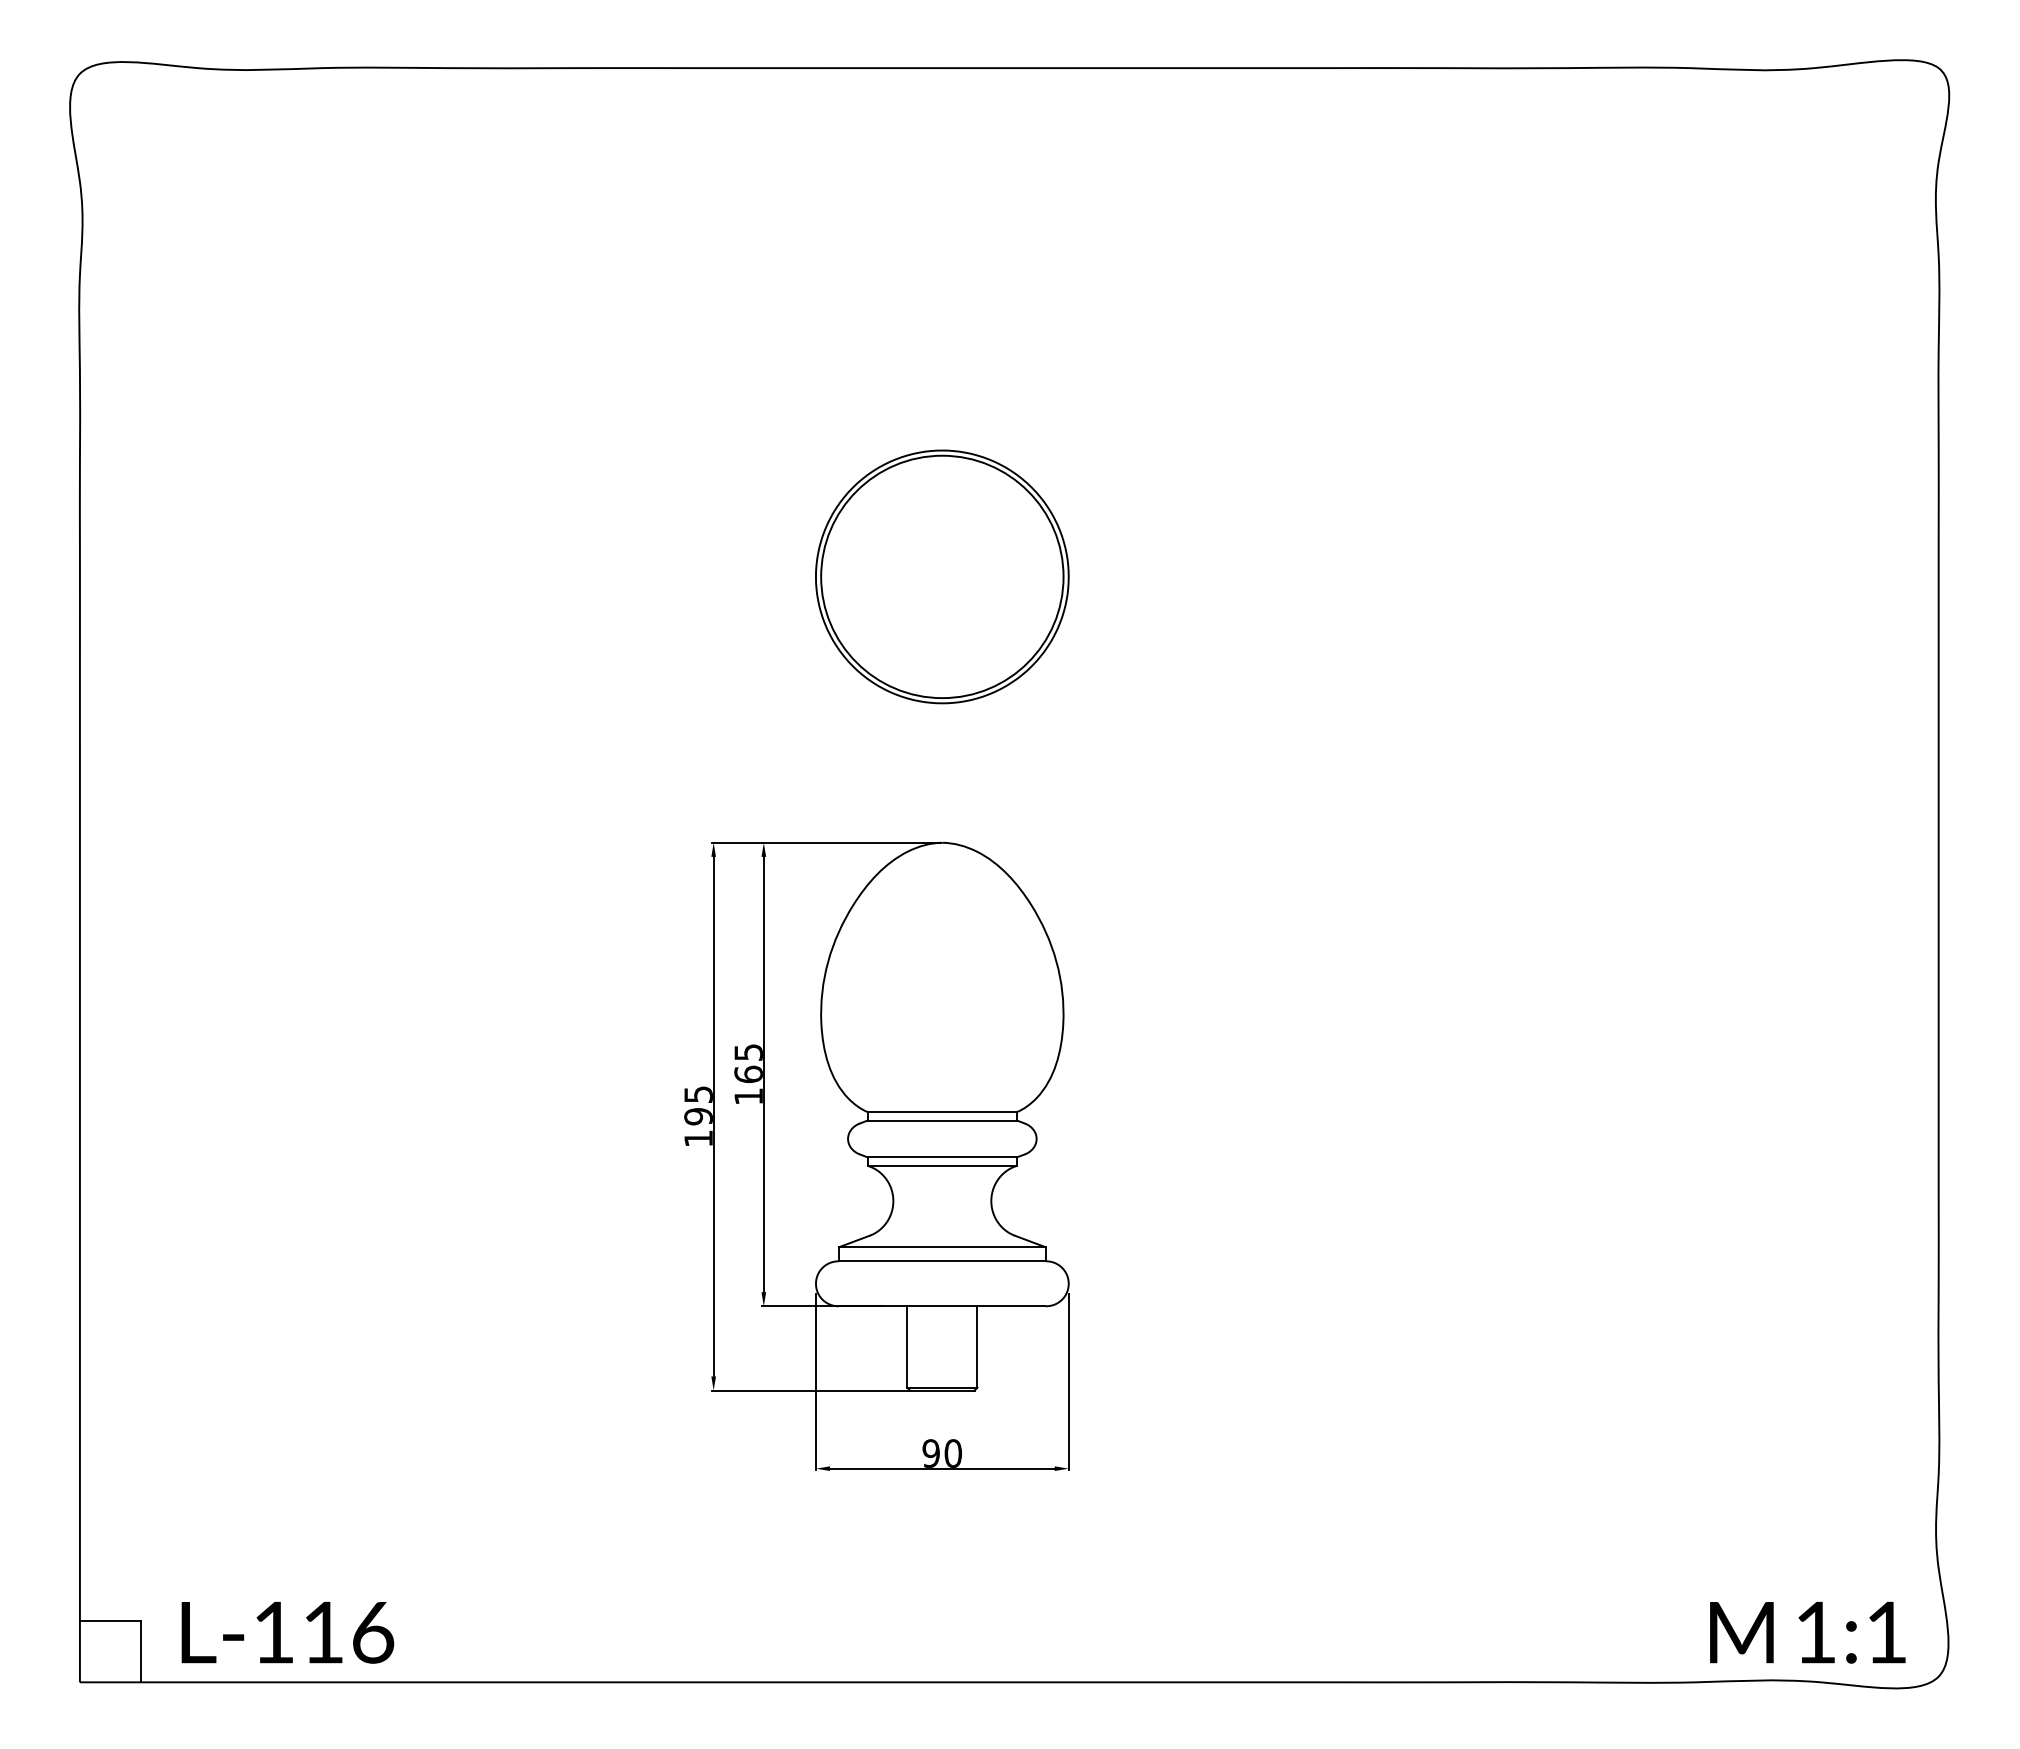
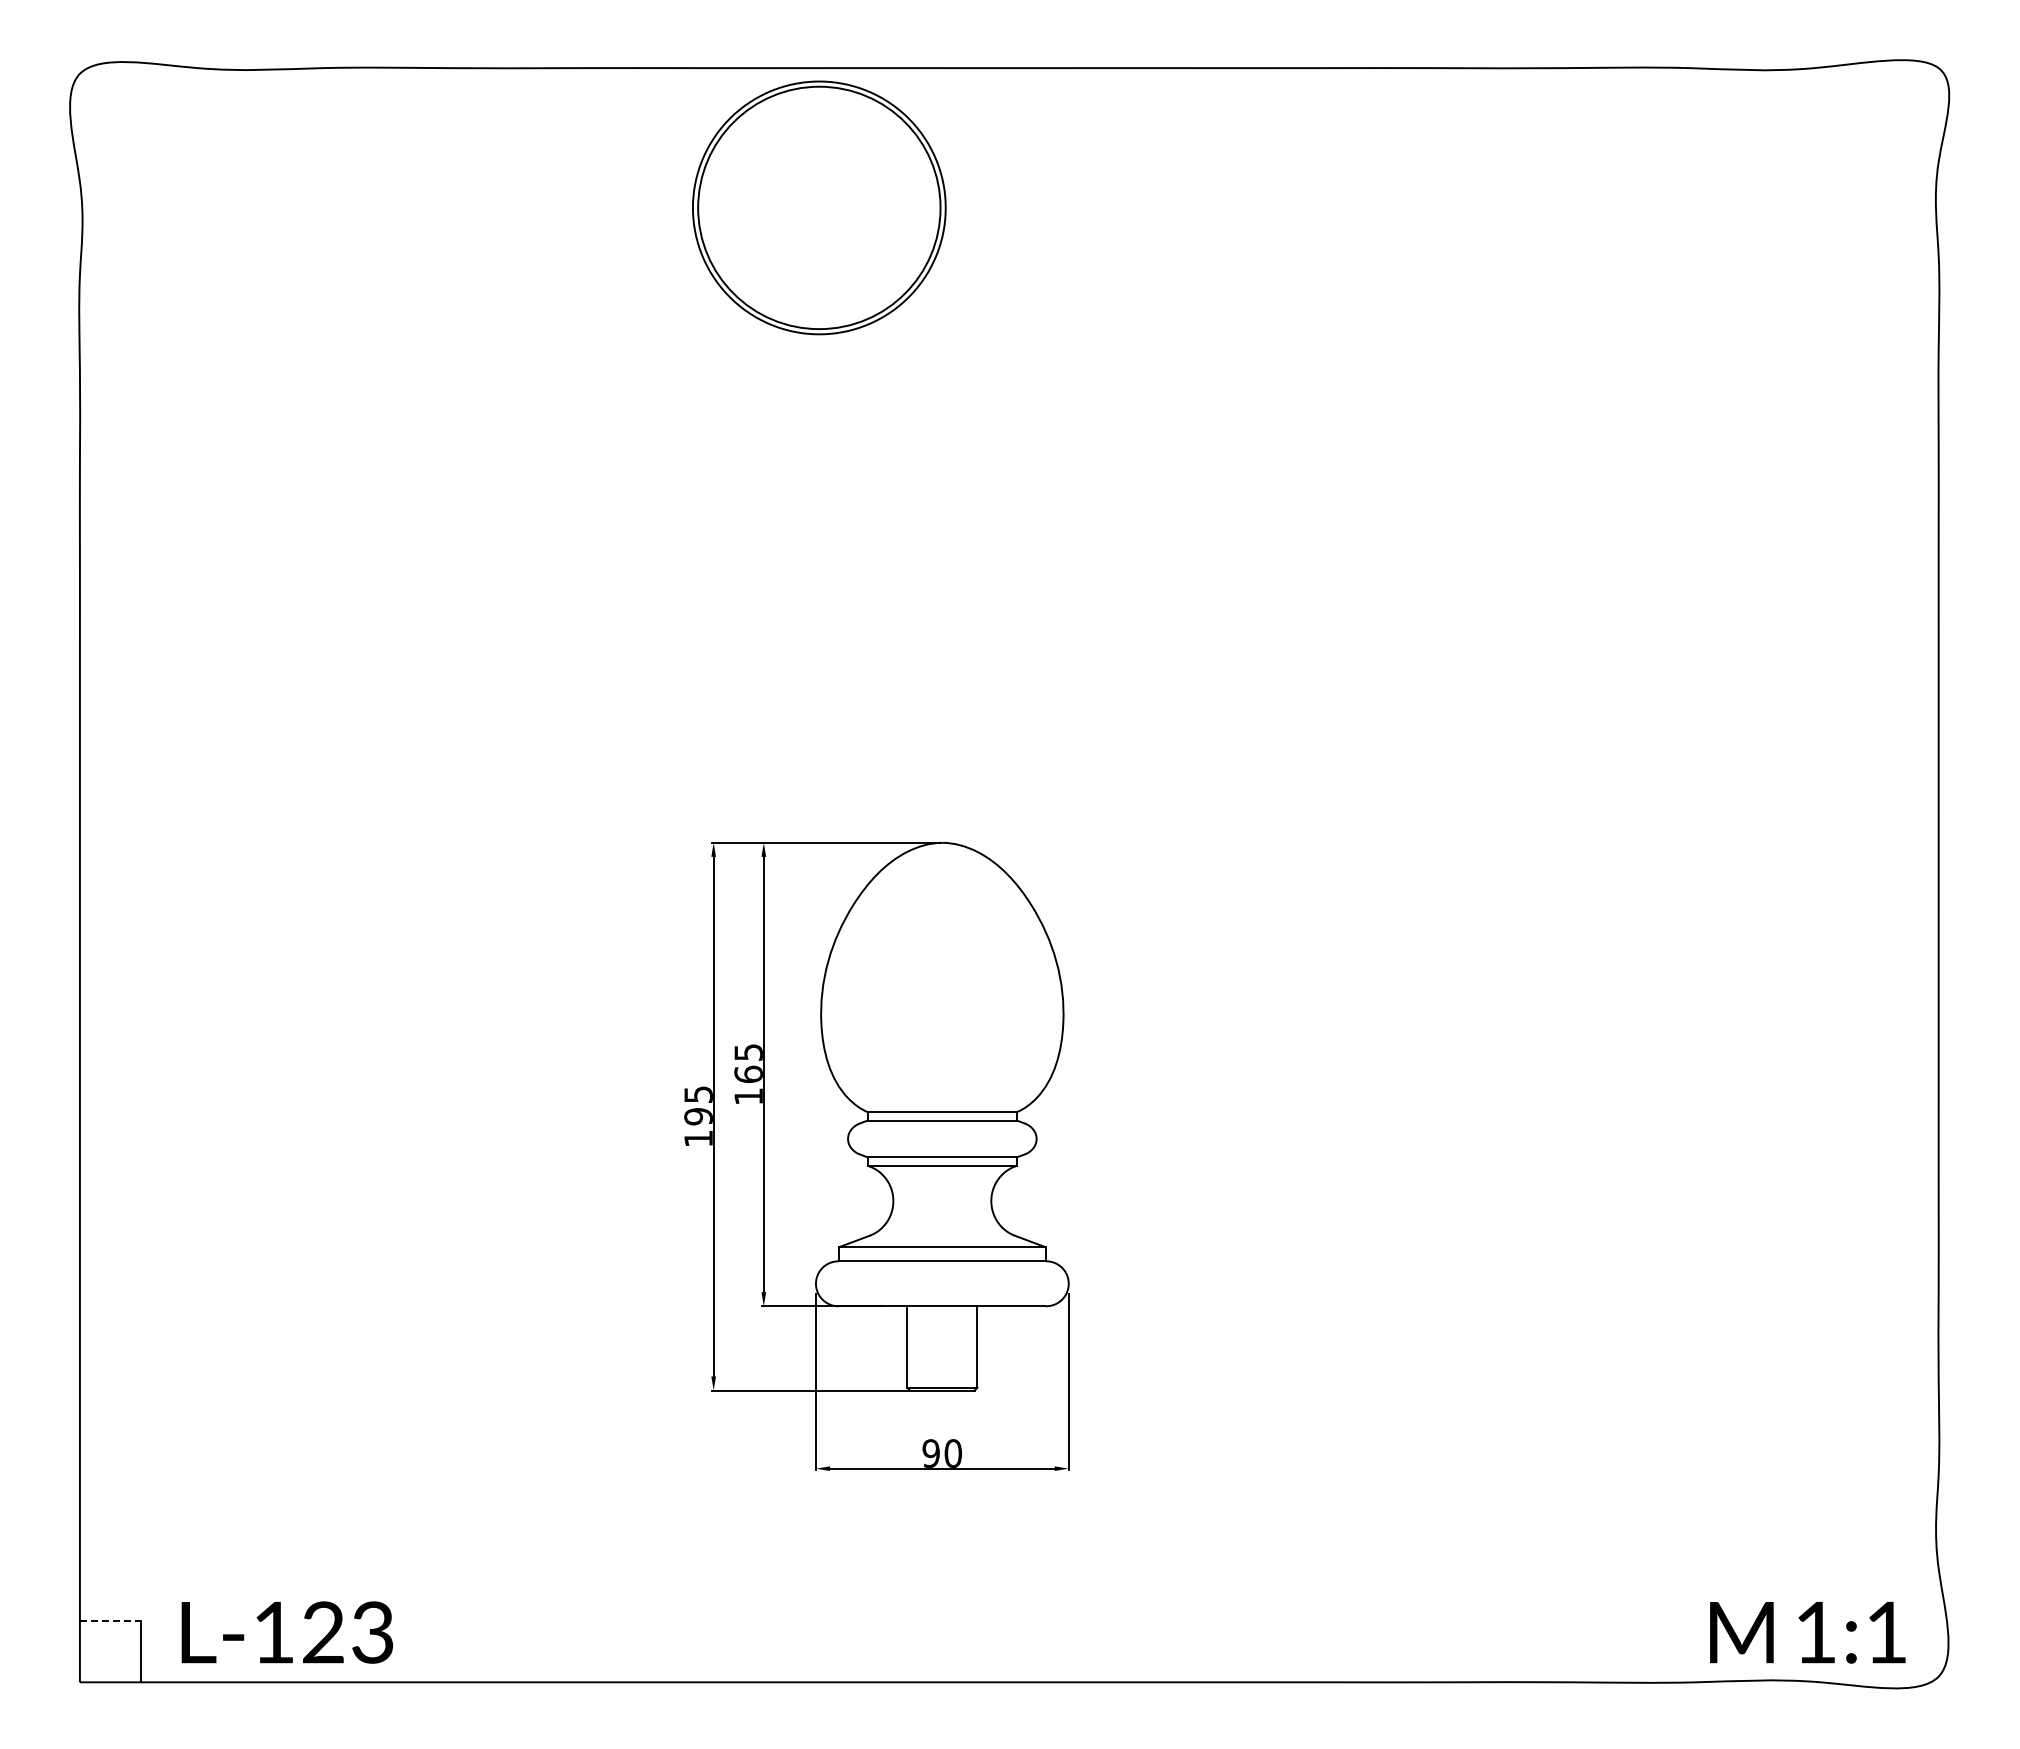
part position: (942, 576) -> (819, 207) (819, 207)
line: solid -> dashed (110, 1621)
text: L-116 -> L-123 (348, 1632)
